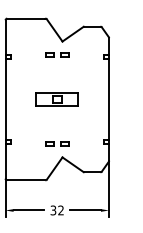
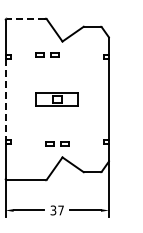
line: solid -> dashed (25, 18)
part position: (57, 54) -> (47, 54) (47, 54)
line: solid -> dashed (5, 99)
text: 32 -> 37 (60, 210)
